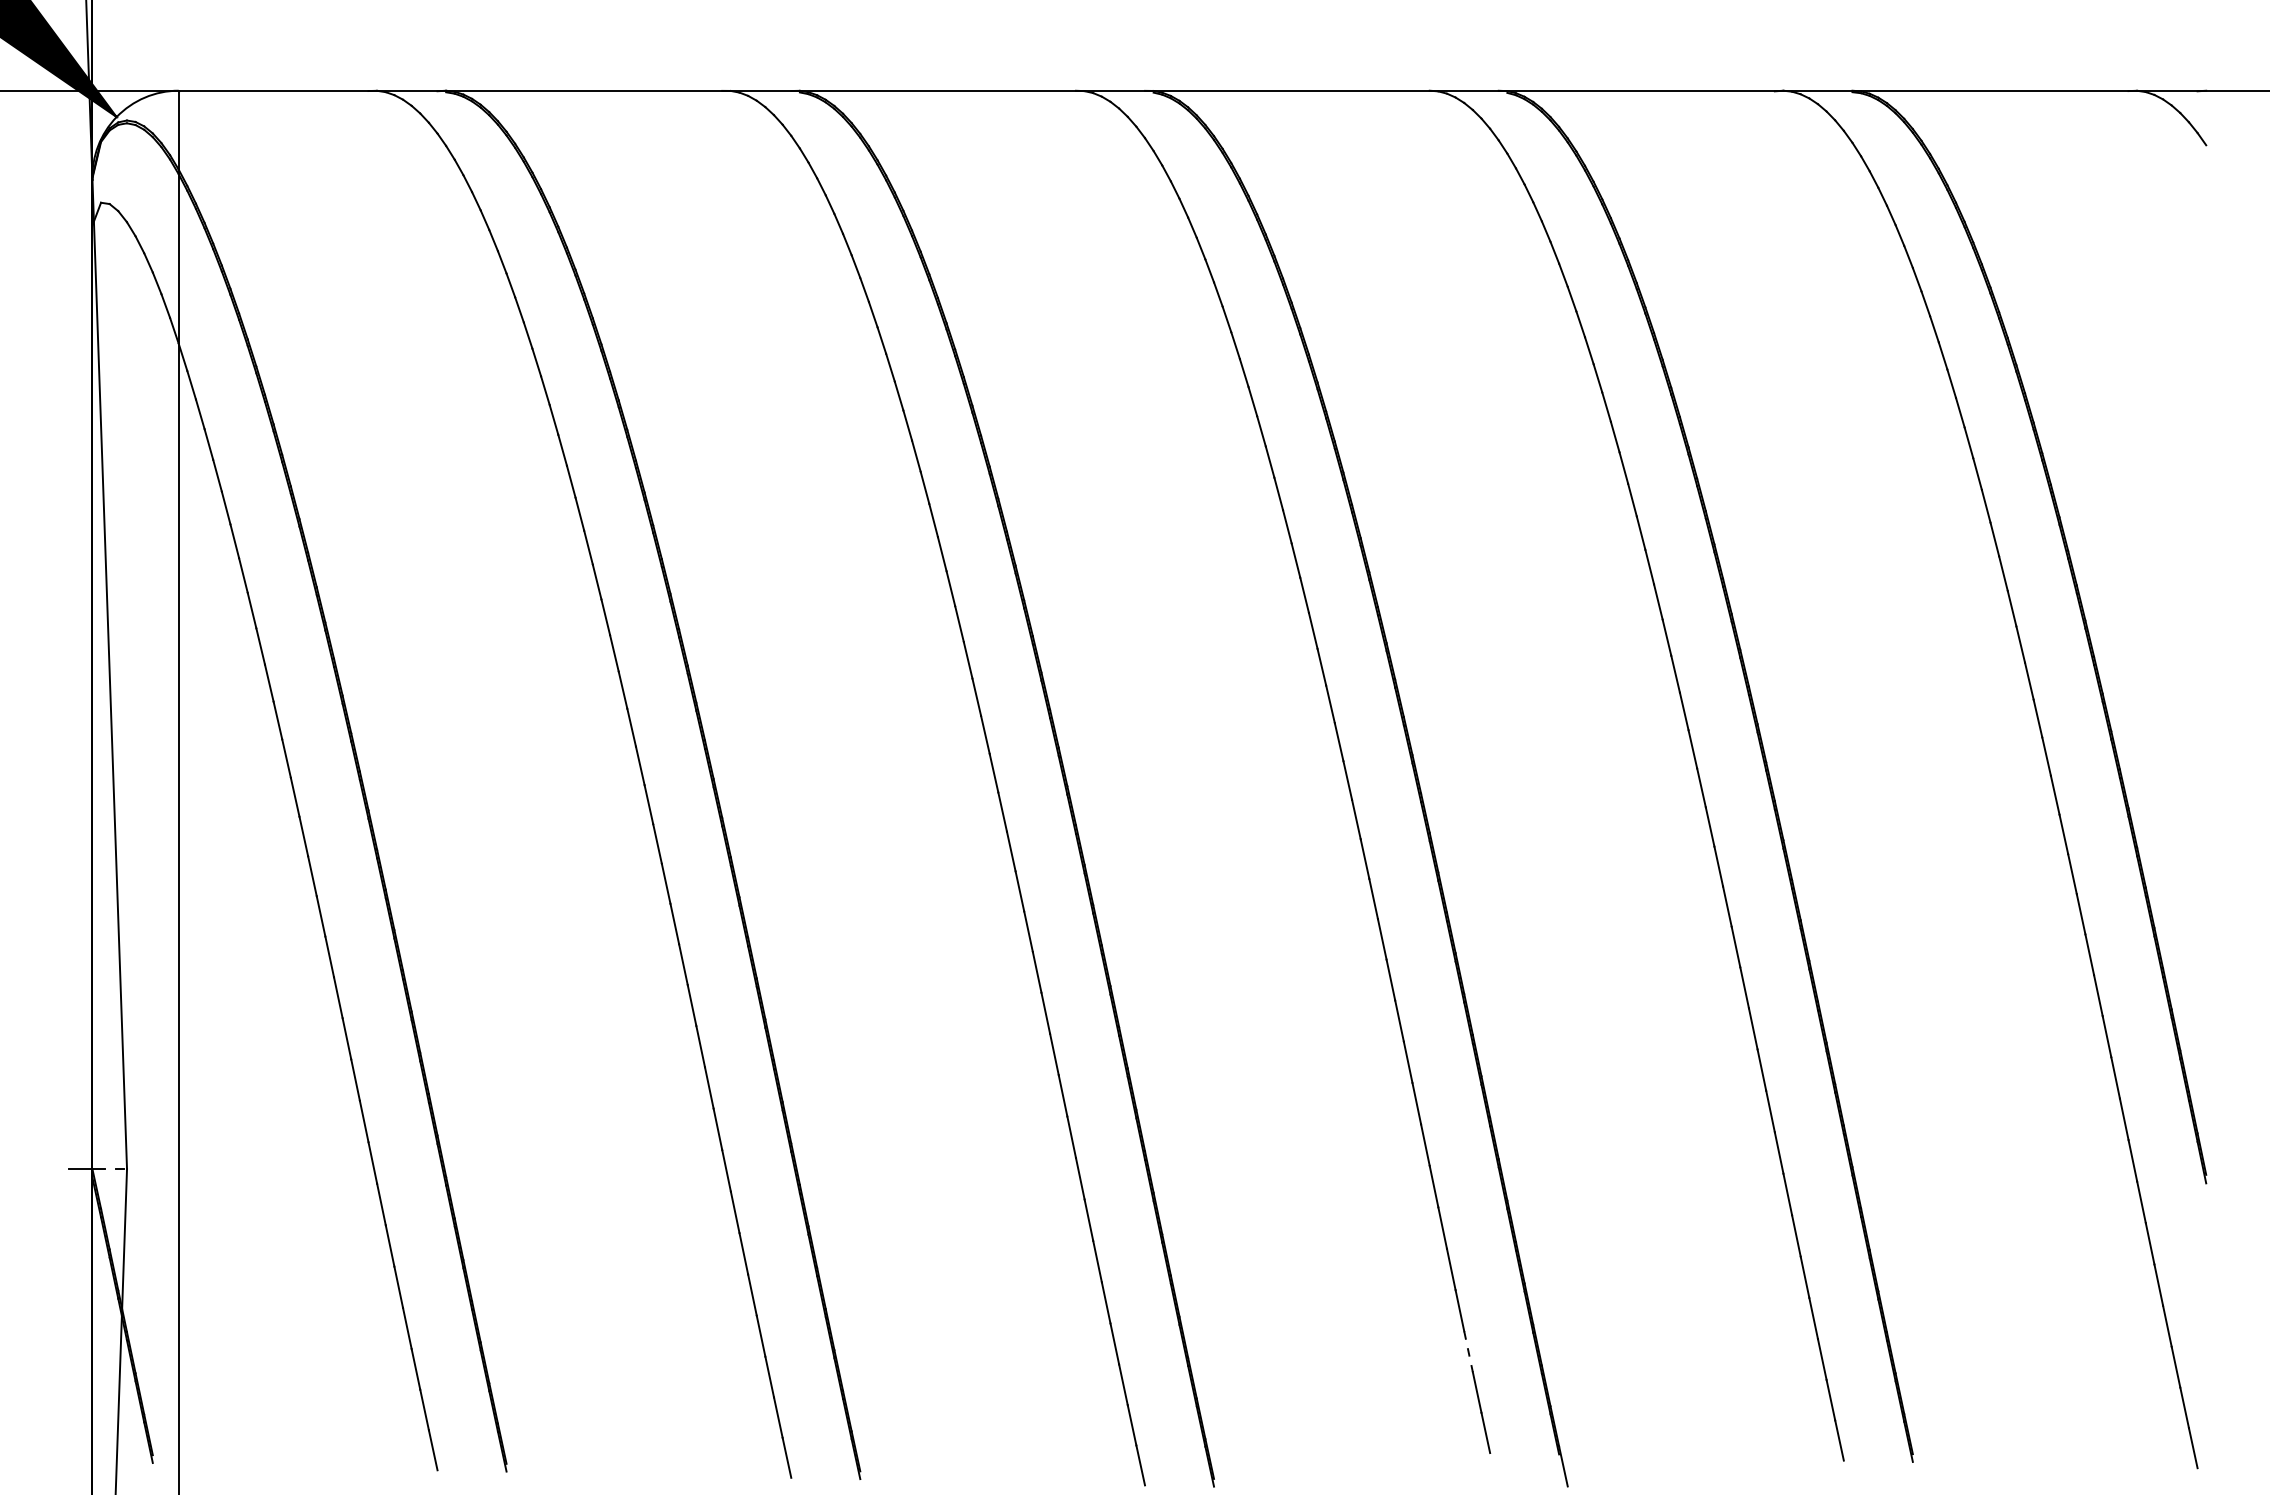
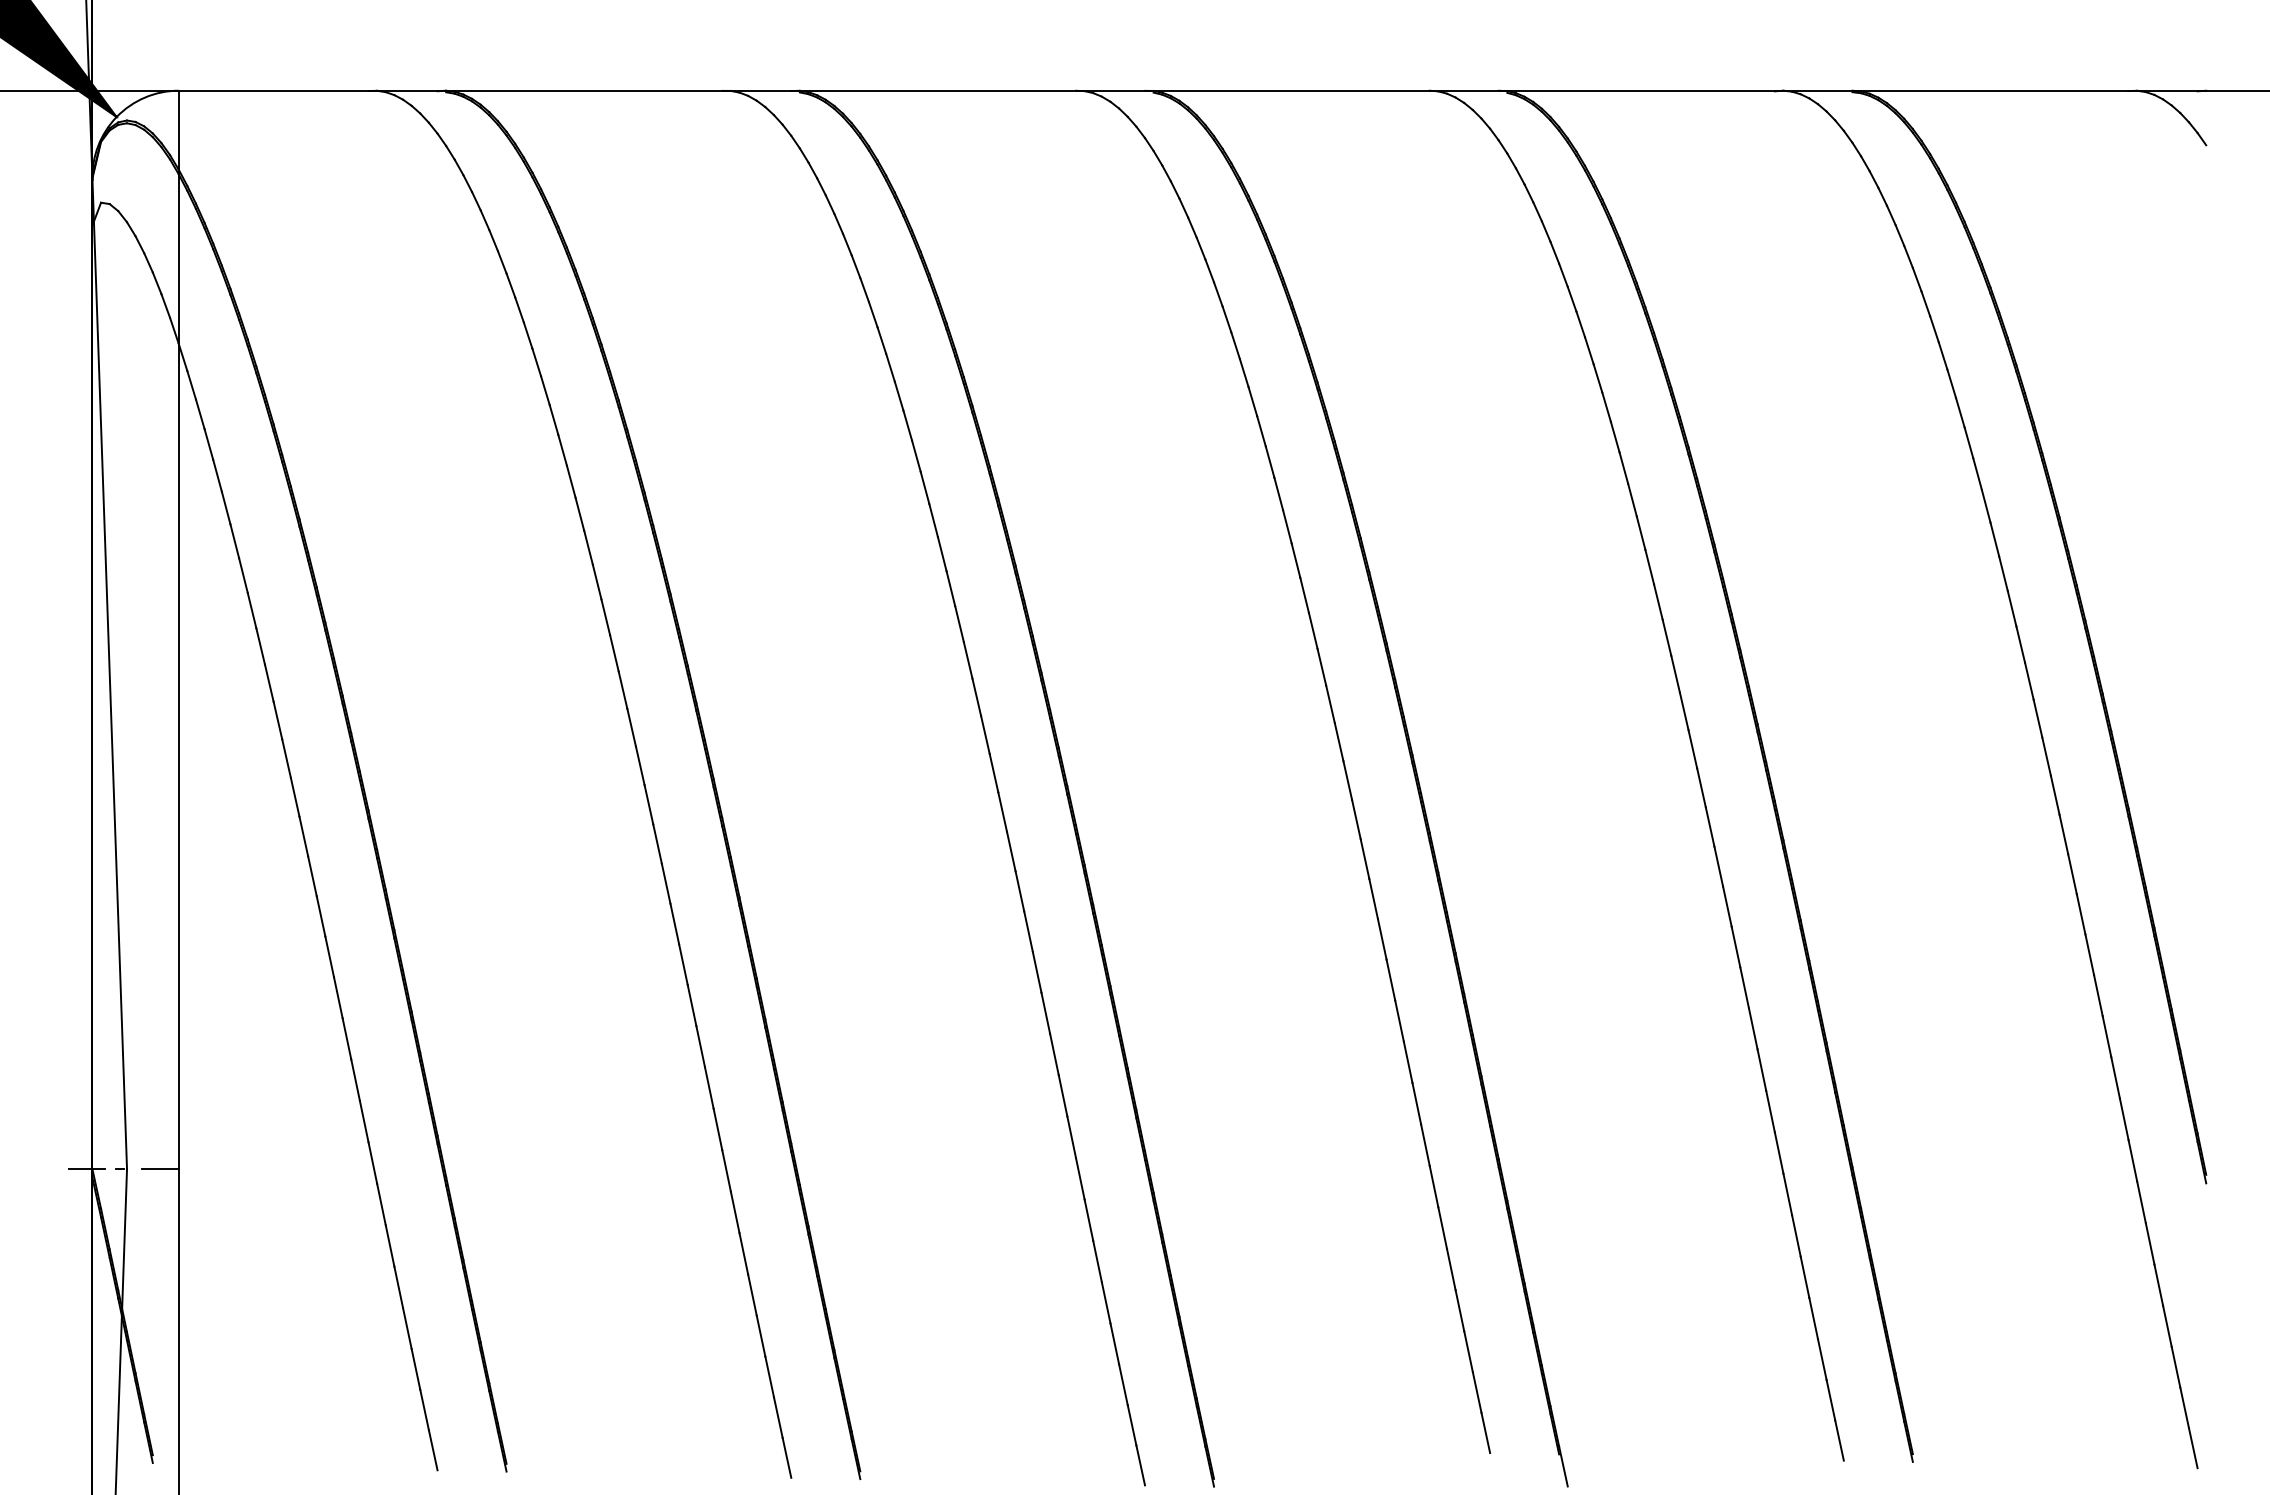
line: none -> present (160, 1169)
line: dashed -> solid (1468, 1351)
